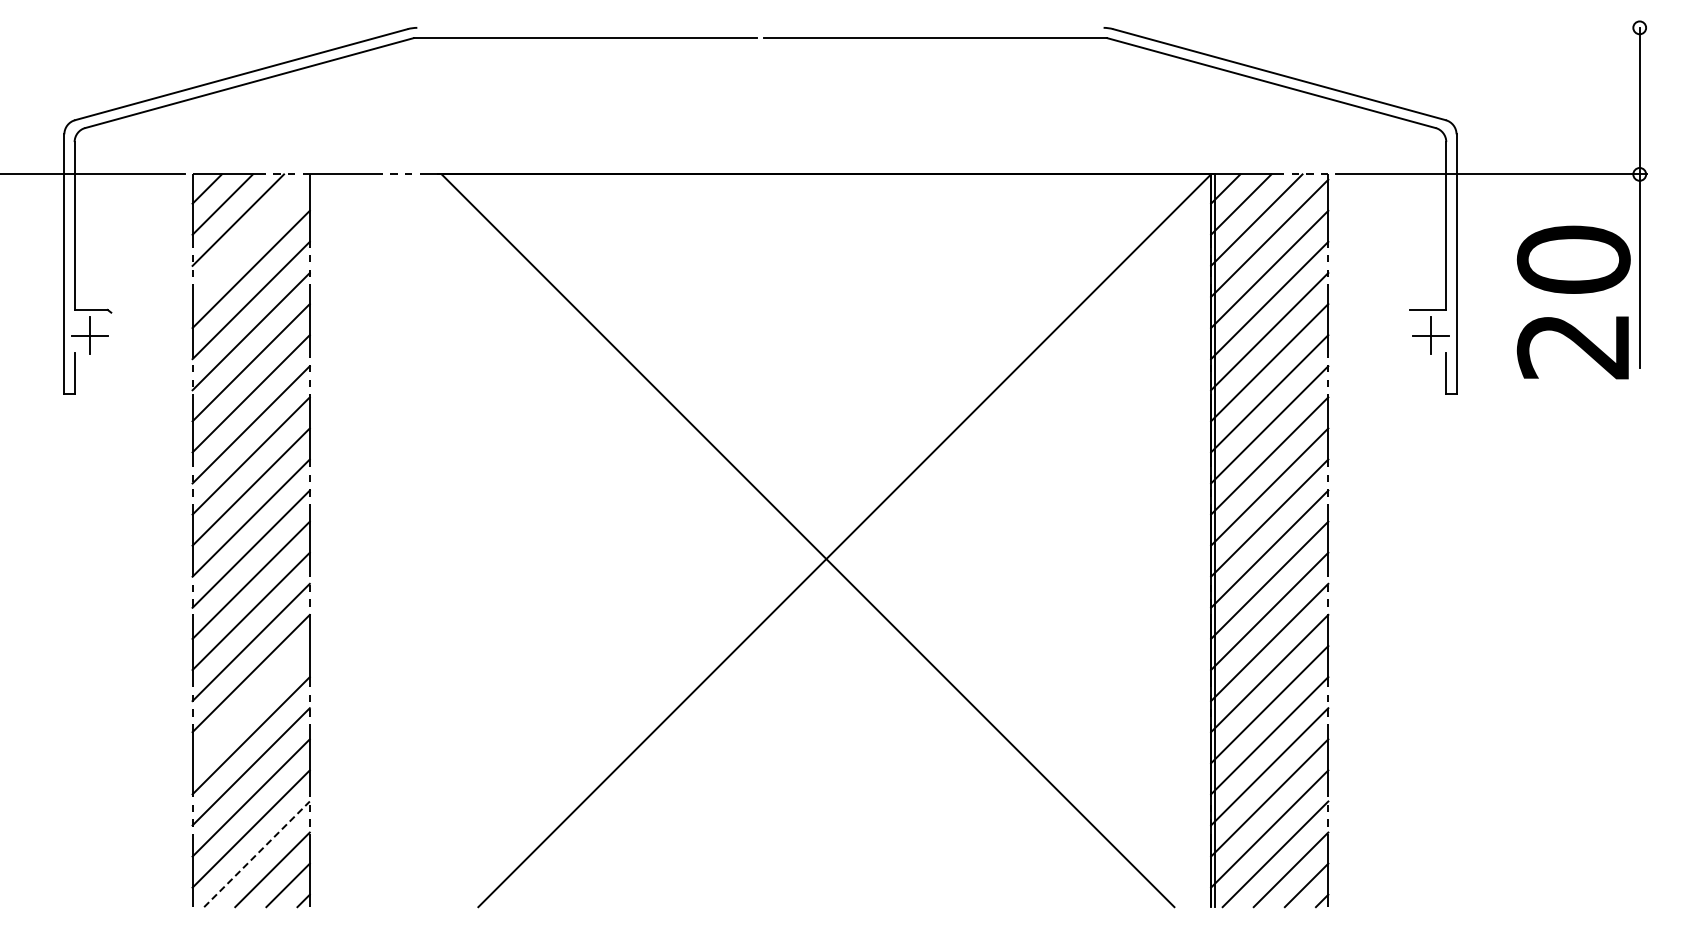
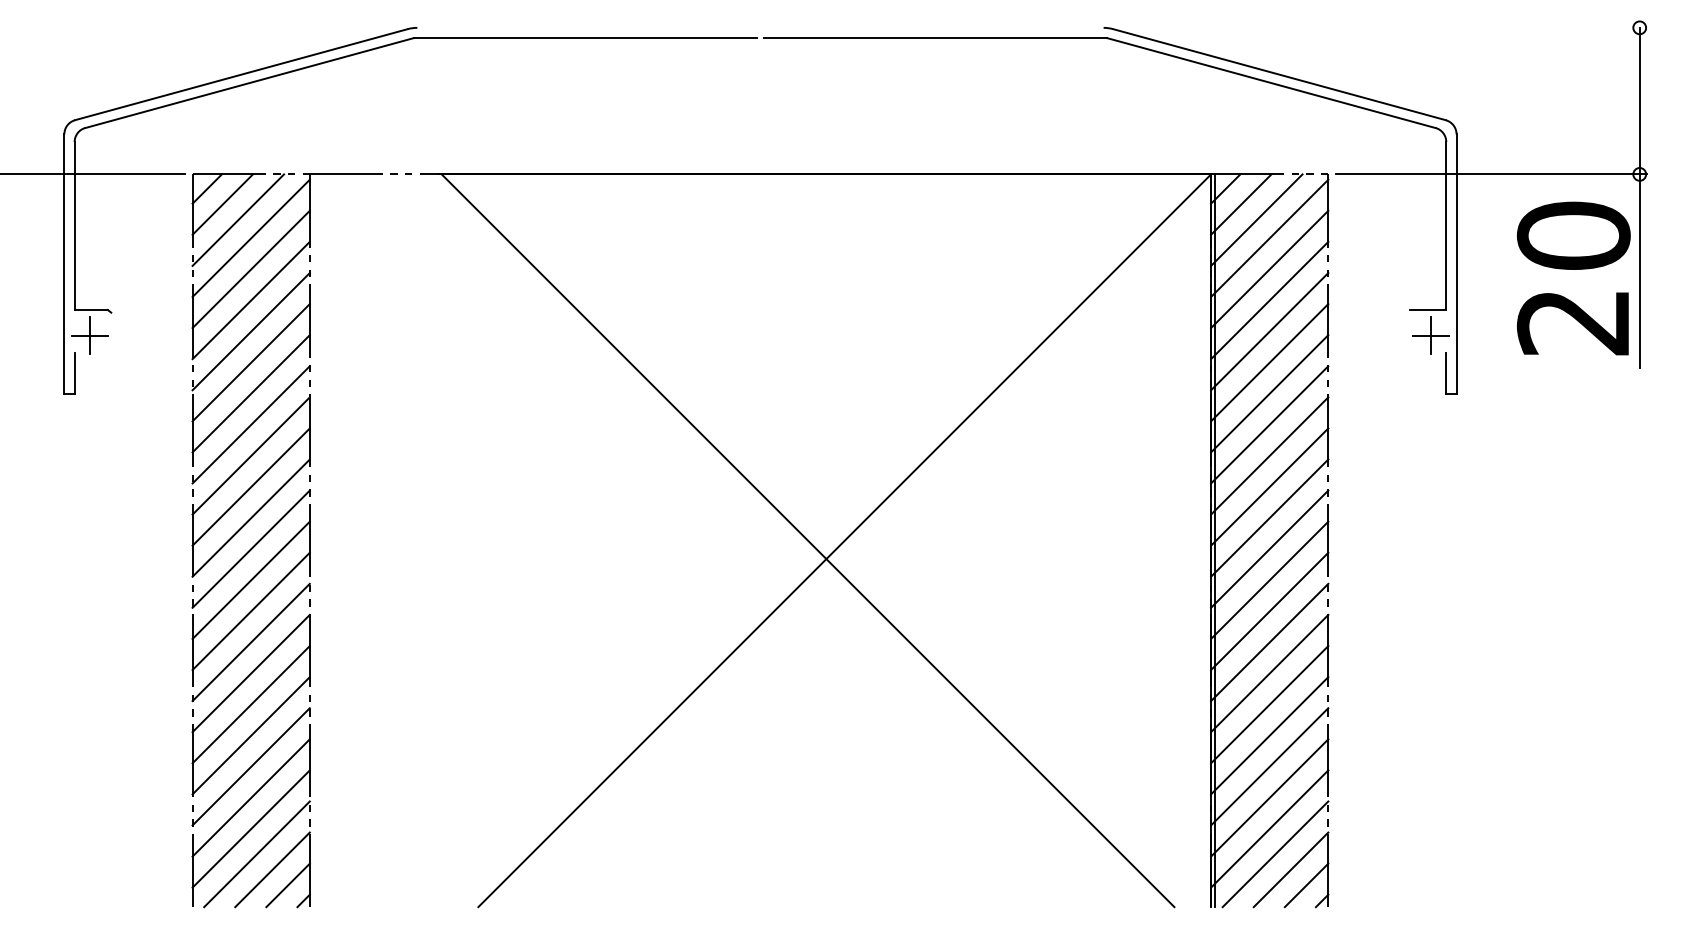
line: none -> present (250, 237)
text position: (1573, 302) -> (1573, 278) (1573, 278)
line: none -> present (250, 704)
line: dashed -> solid (257, 854)
